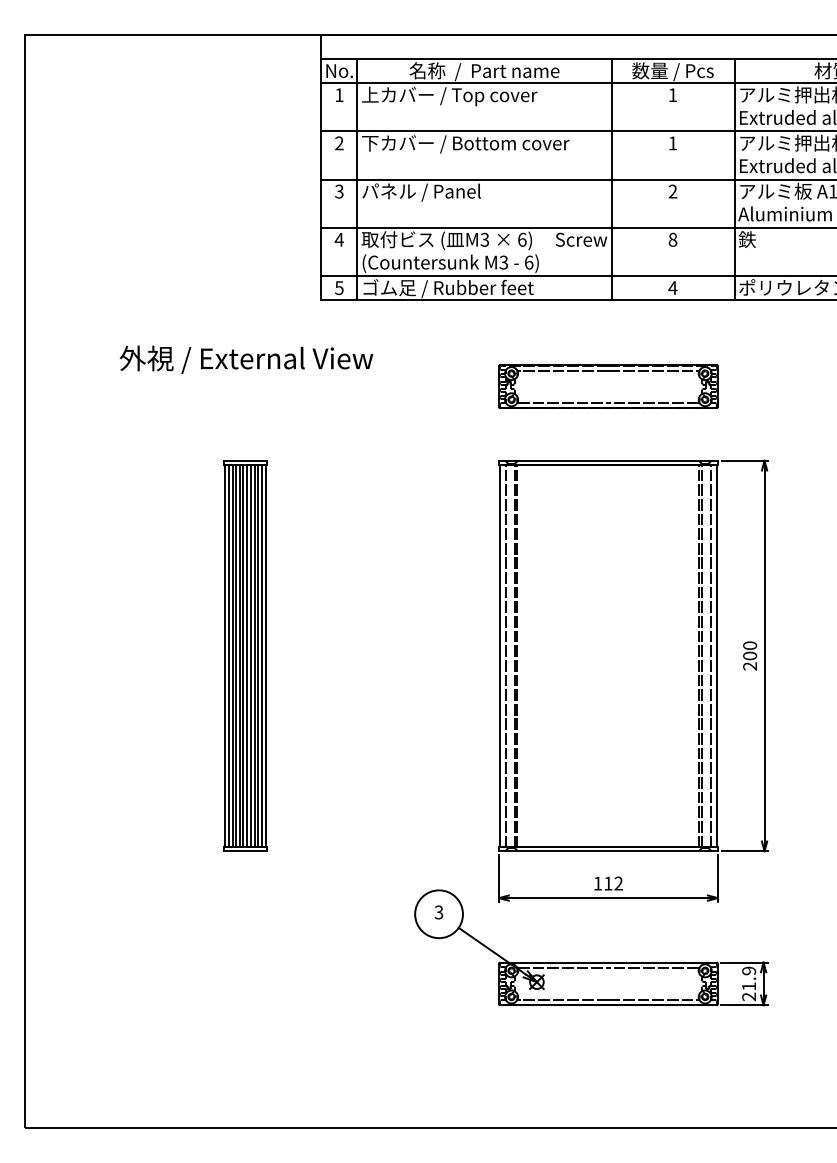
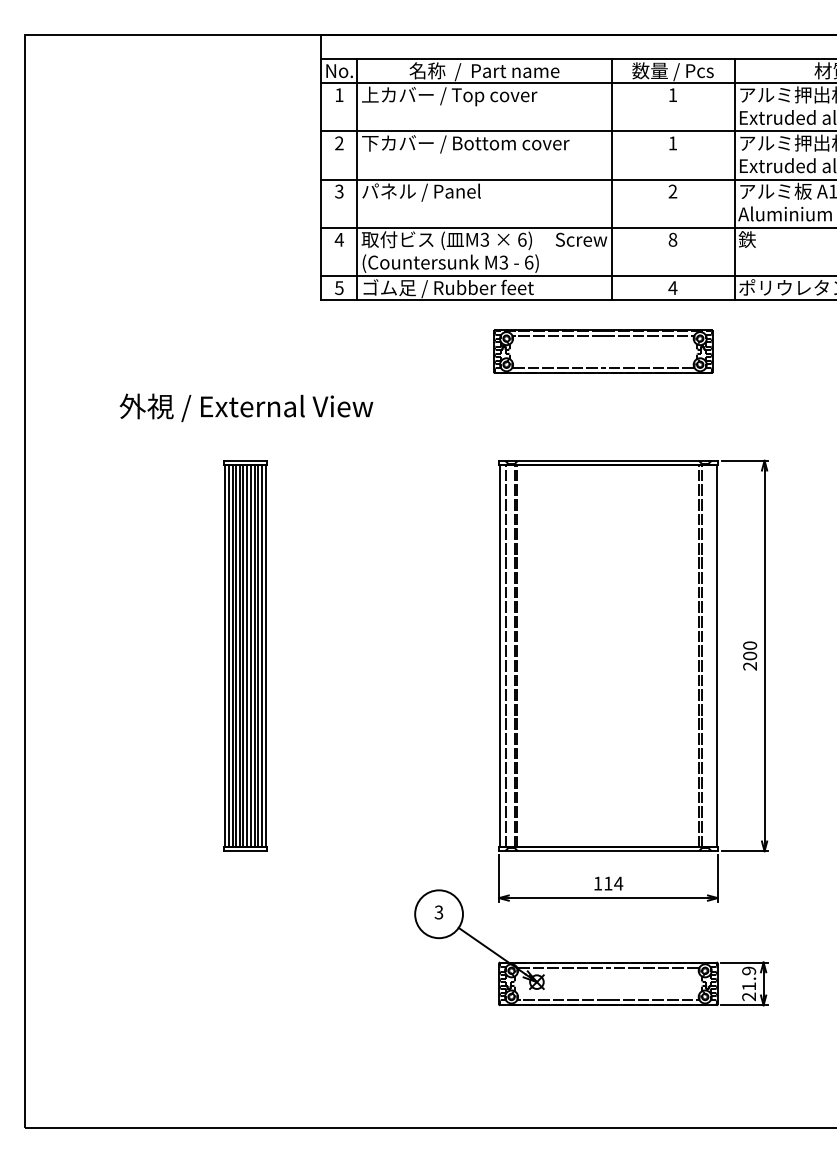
text position: (246, 359) -> (246, 407) (246, 407)
part position: (608, 386) -> (603, 351) (603, 351)
line: present -> none (711, 655)
text: 112 -> 114 (618, 883)
